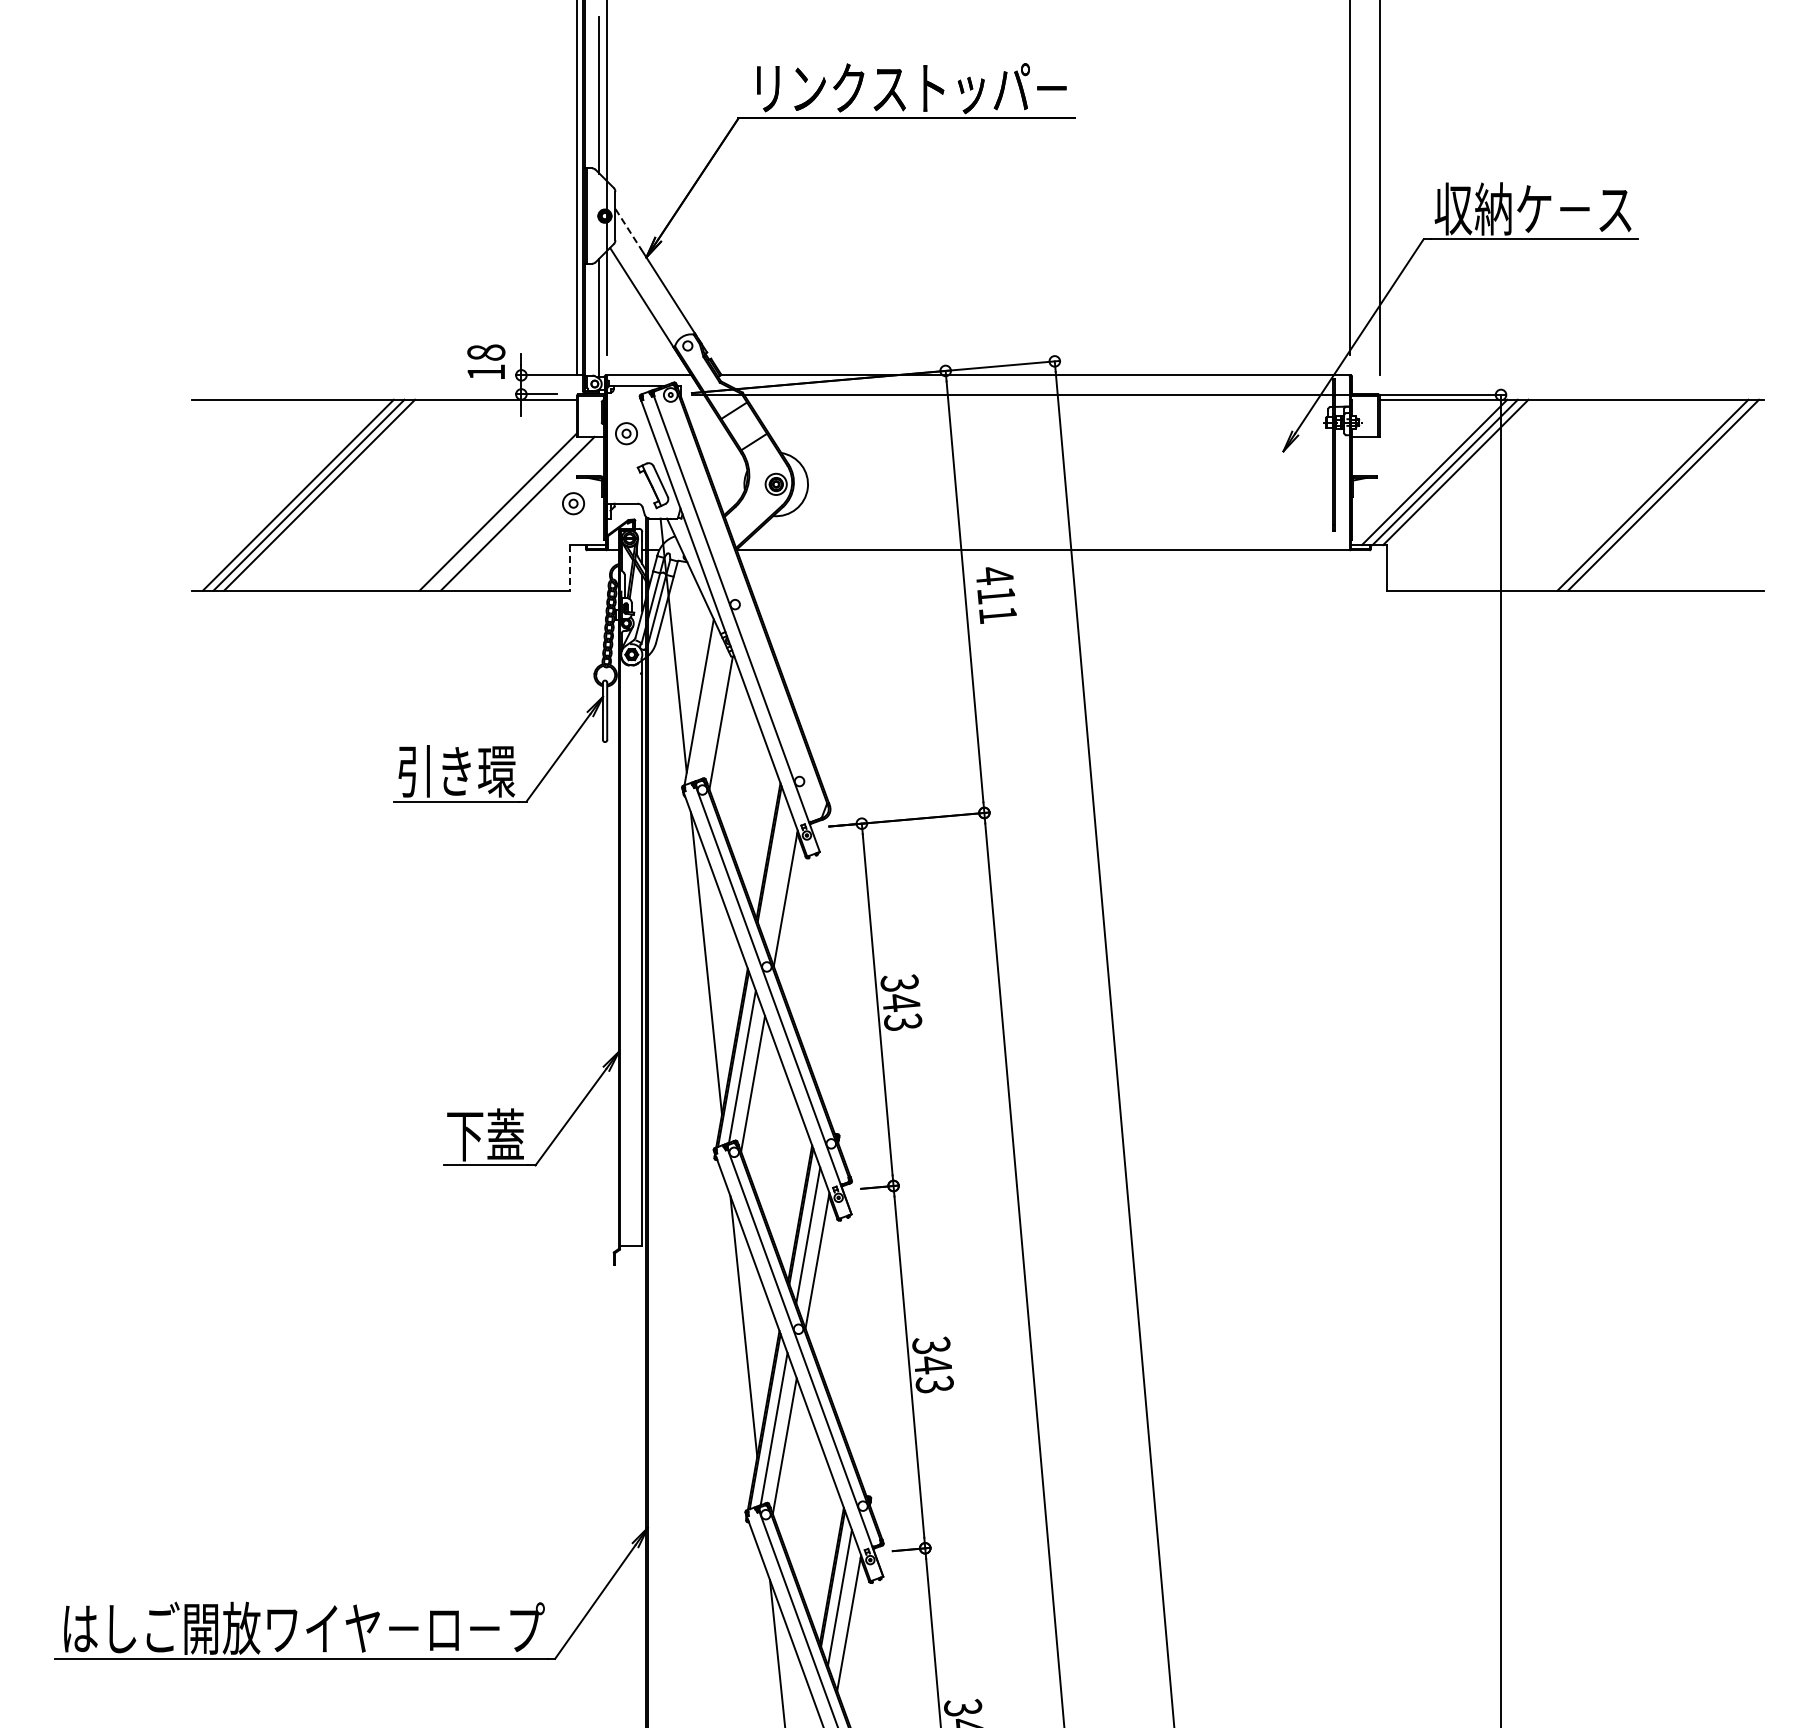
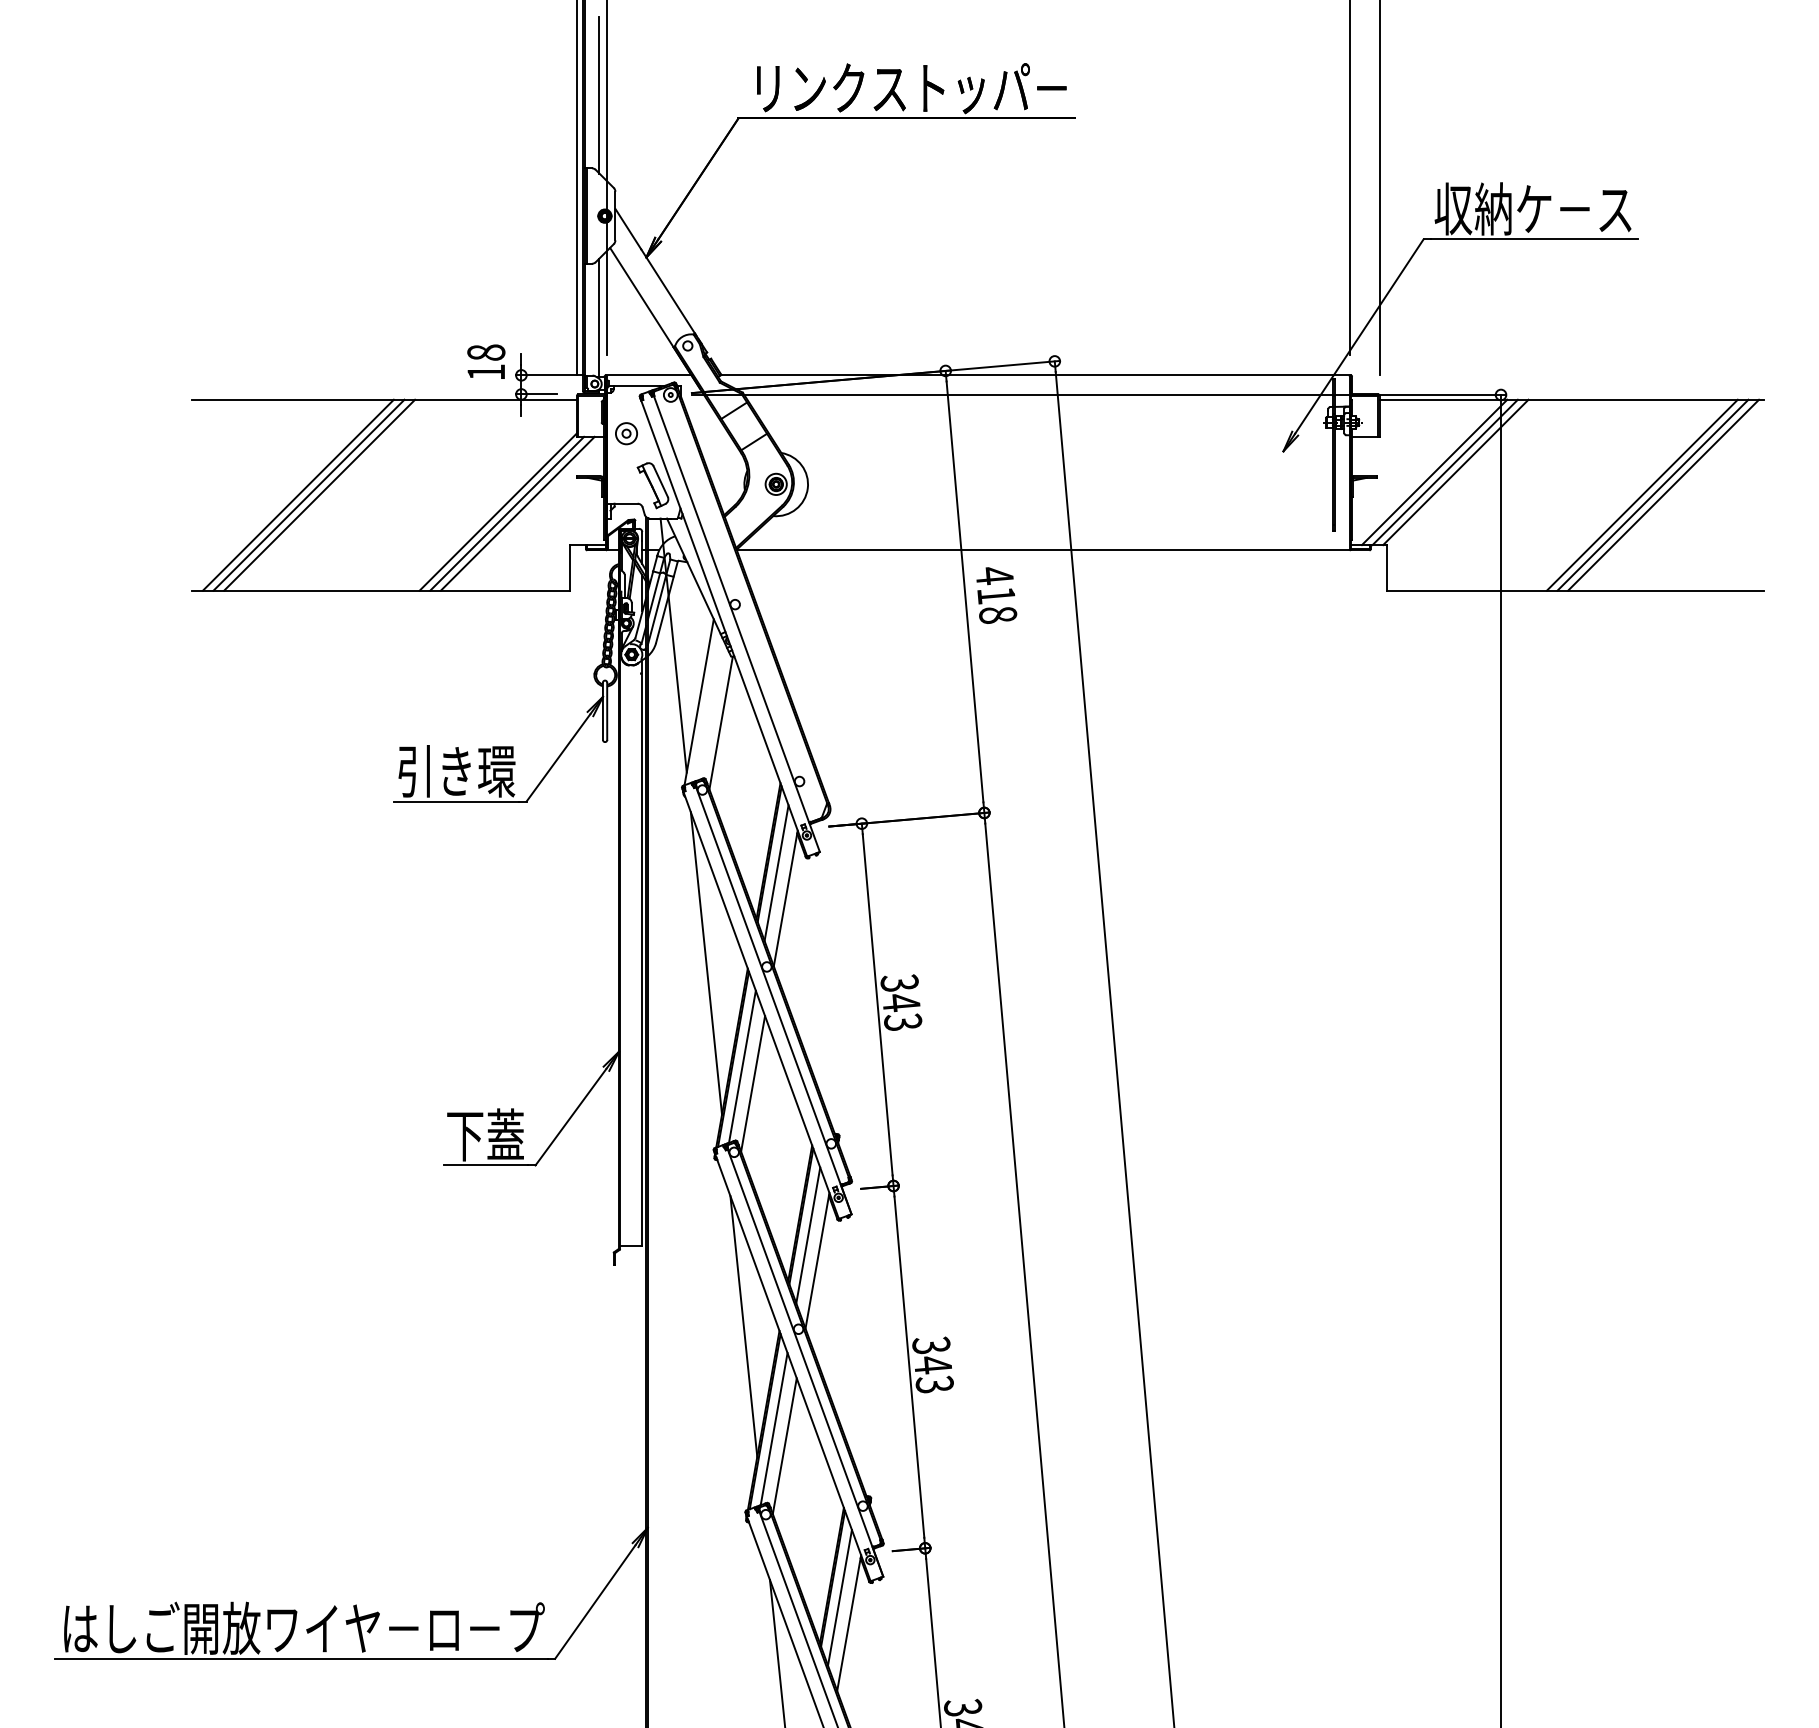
line: dashed -> solid (628, 229)
line: none -> present (1641, 494)
part: present -> none (573, 503)
line: none -> present (507, 513)
line: dashed -> solid (570, 567)
text: 411 -> 418 (998, 615)
line: none -> present (776, 873)
